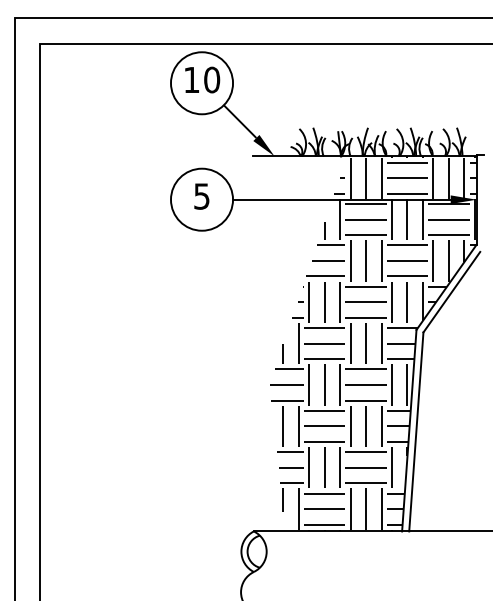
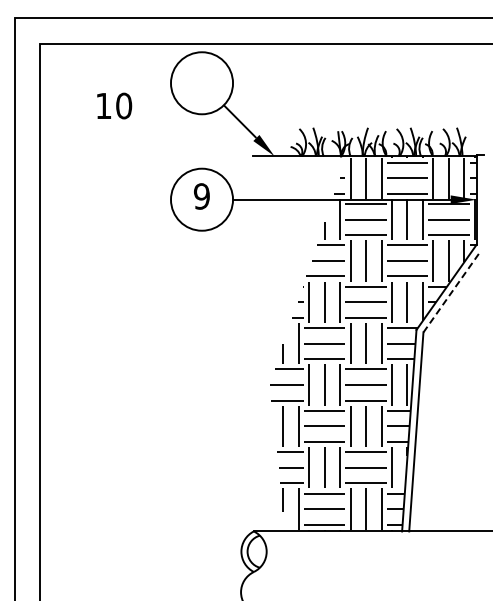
text position: (202, 79) -> (114, 105) (114, 105)
text: 5 -> 9 (201, 196)
line: solid -> dashed (452, 291)
